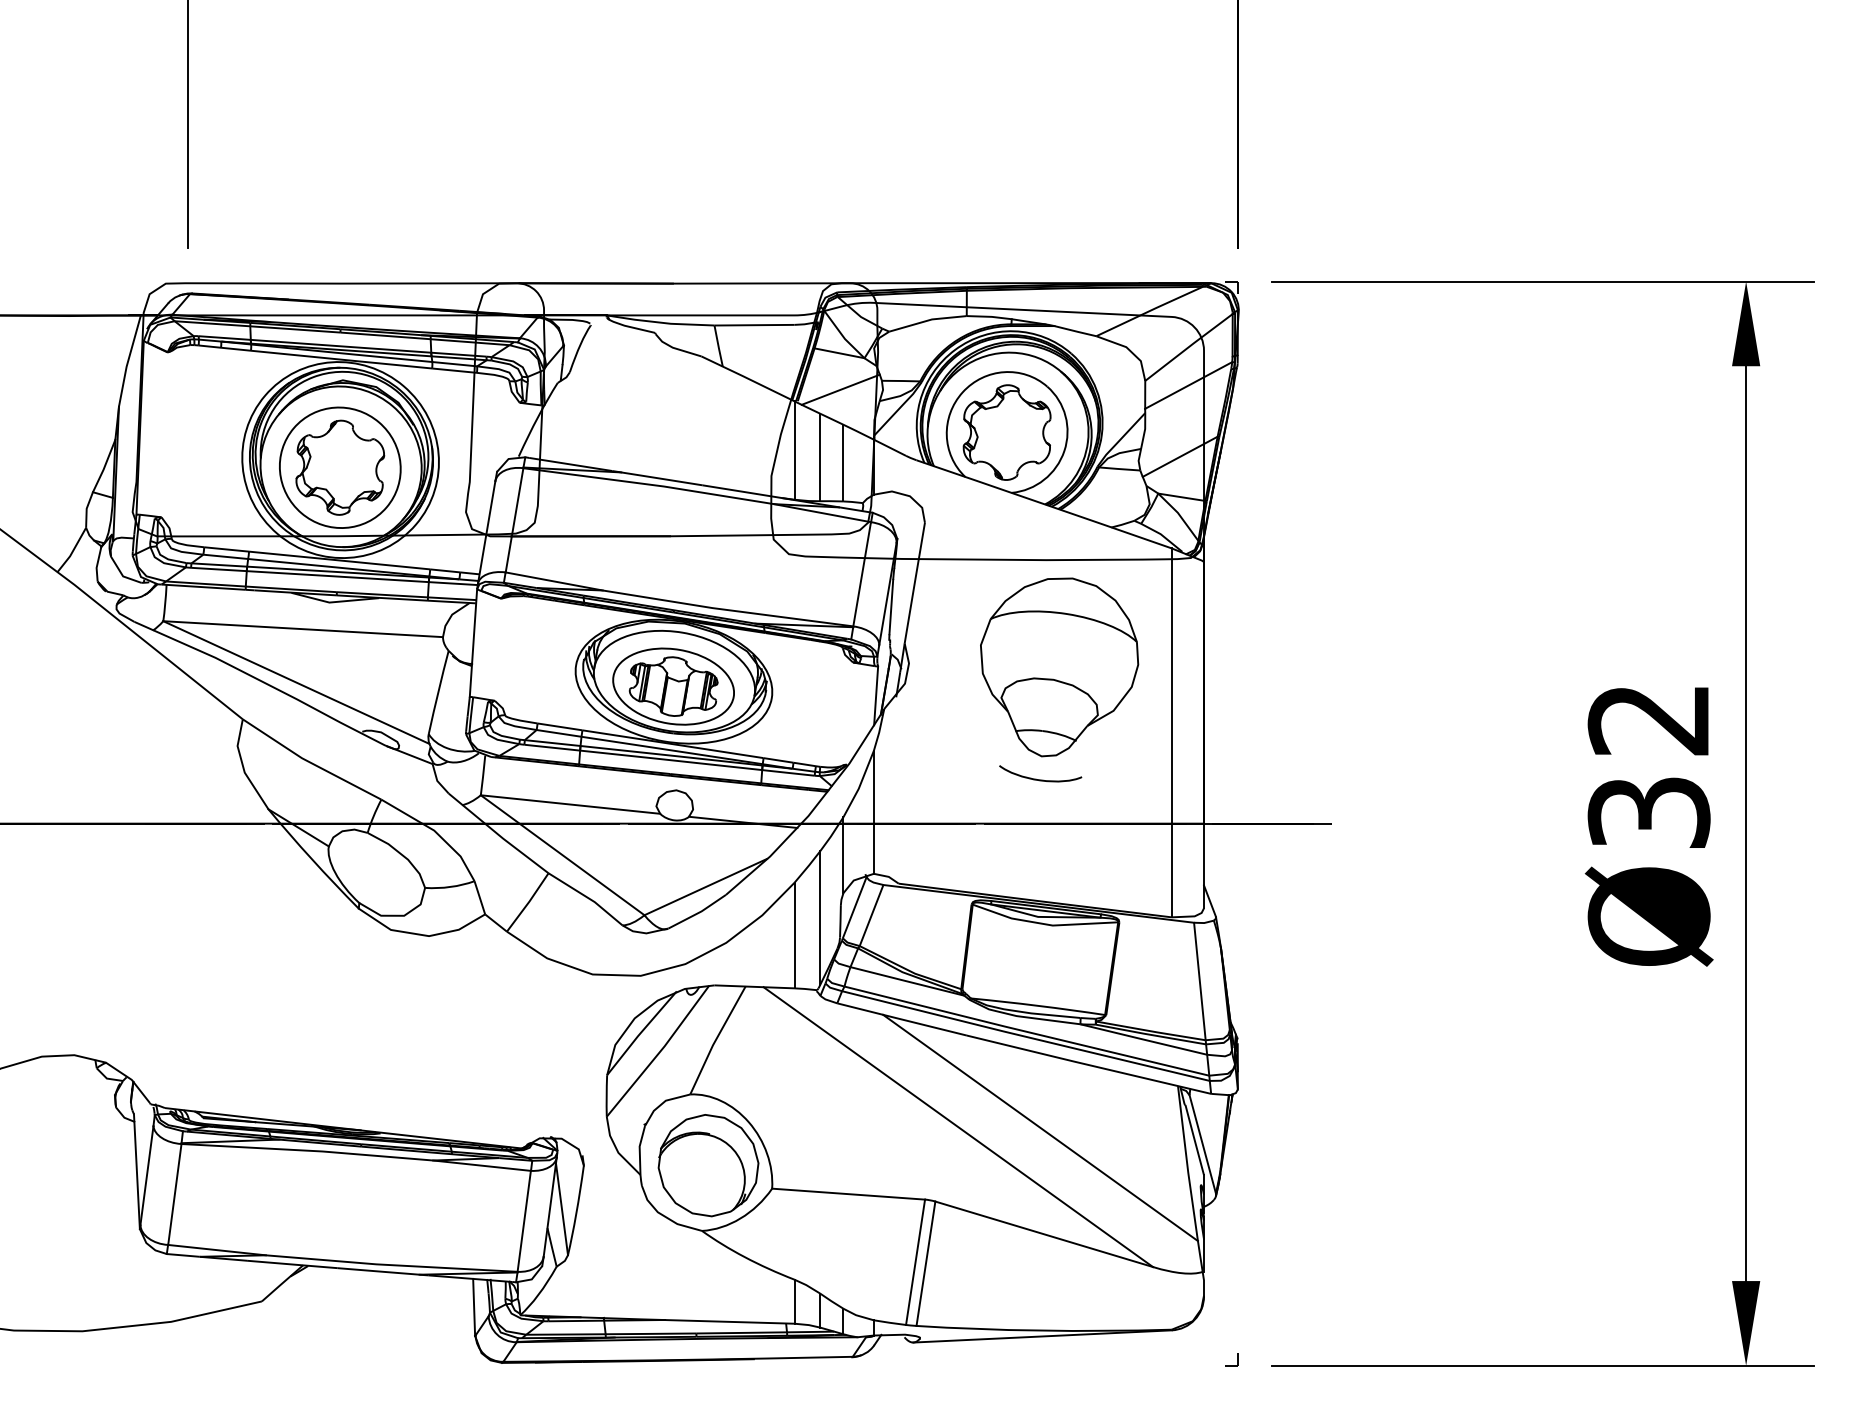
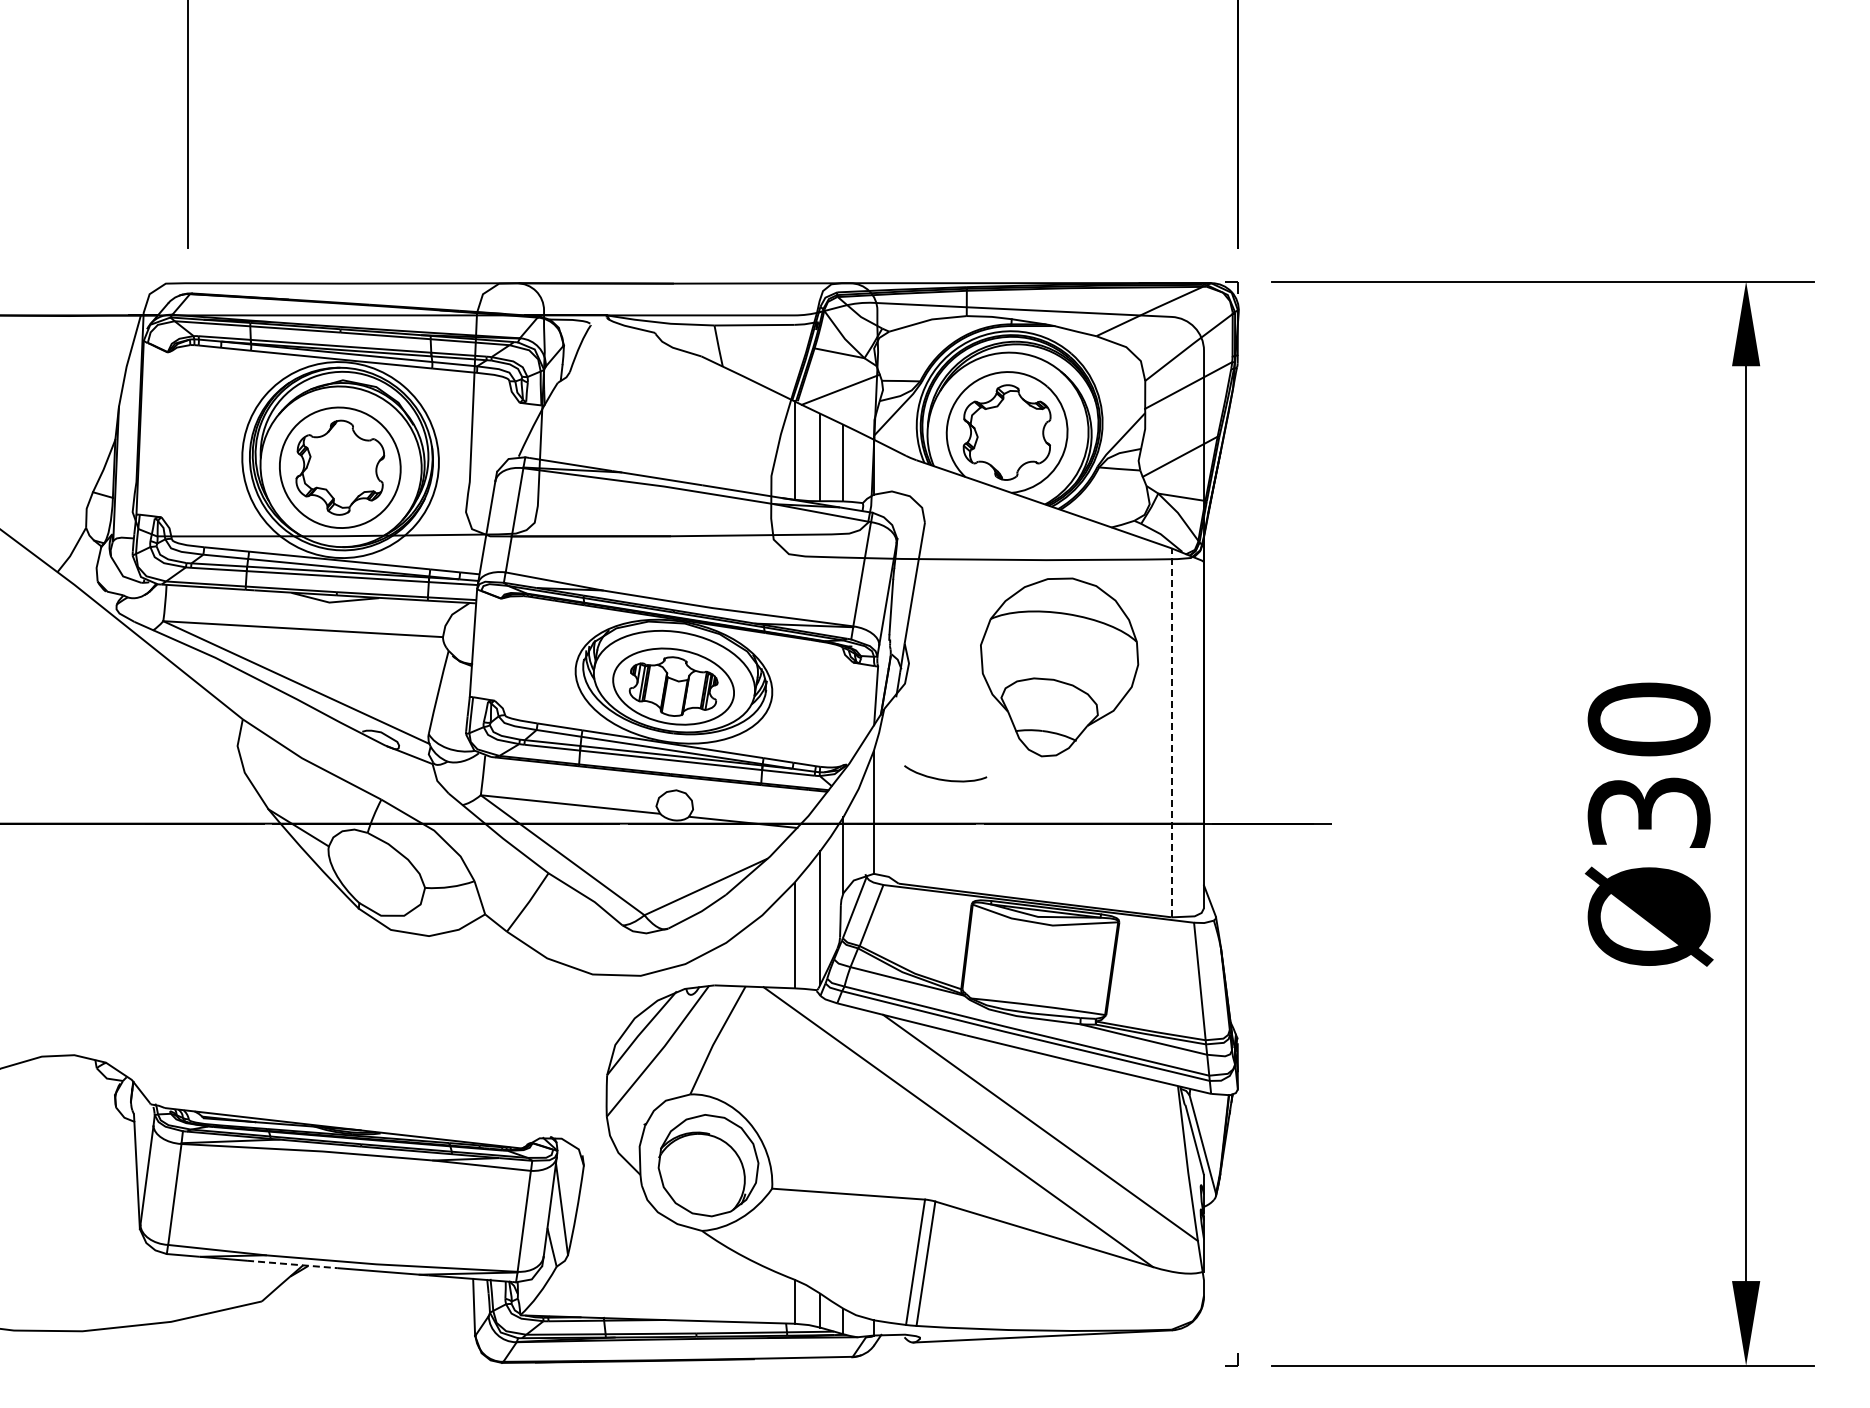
text: Ø32 -> Ø30 (1648, 719)
line: solid -> dashed (1171, 732)
curve position: (1040, 779) -> (945, 779) (945, 779)
line: solid -> dashed (293, 1264)
